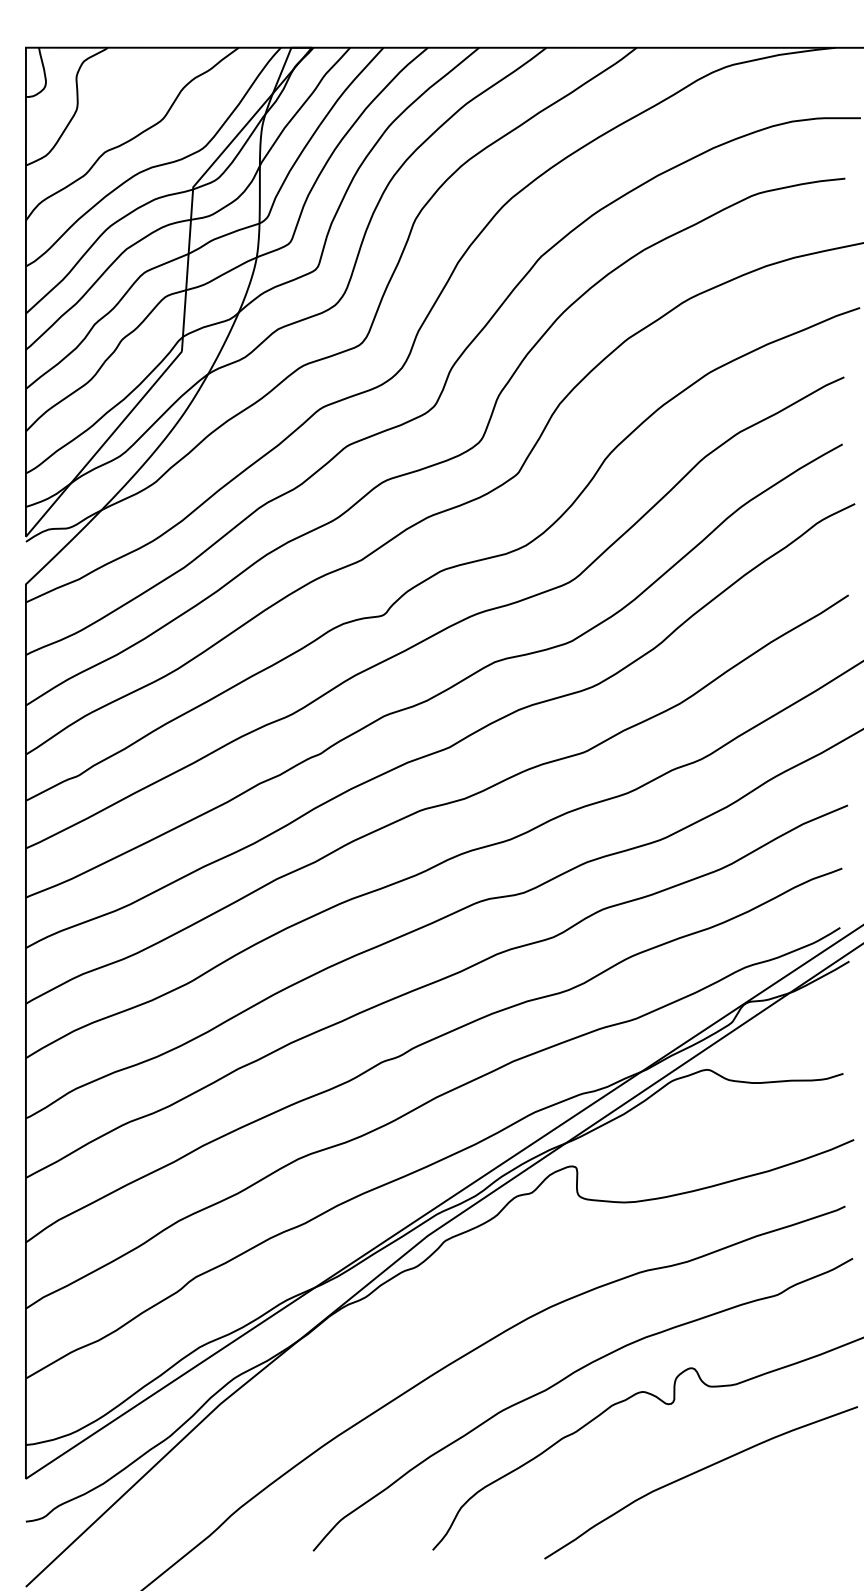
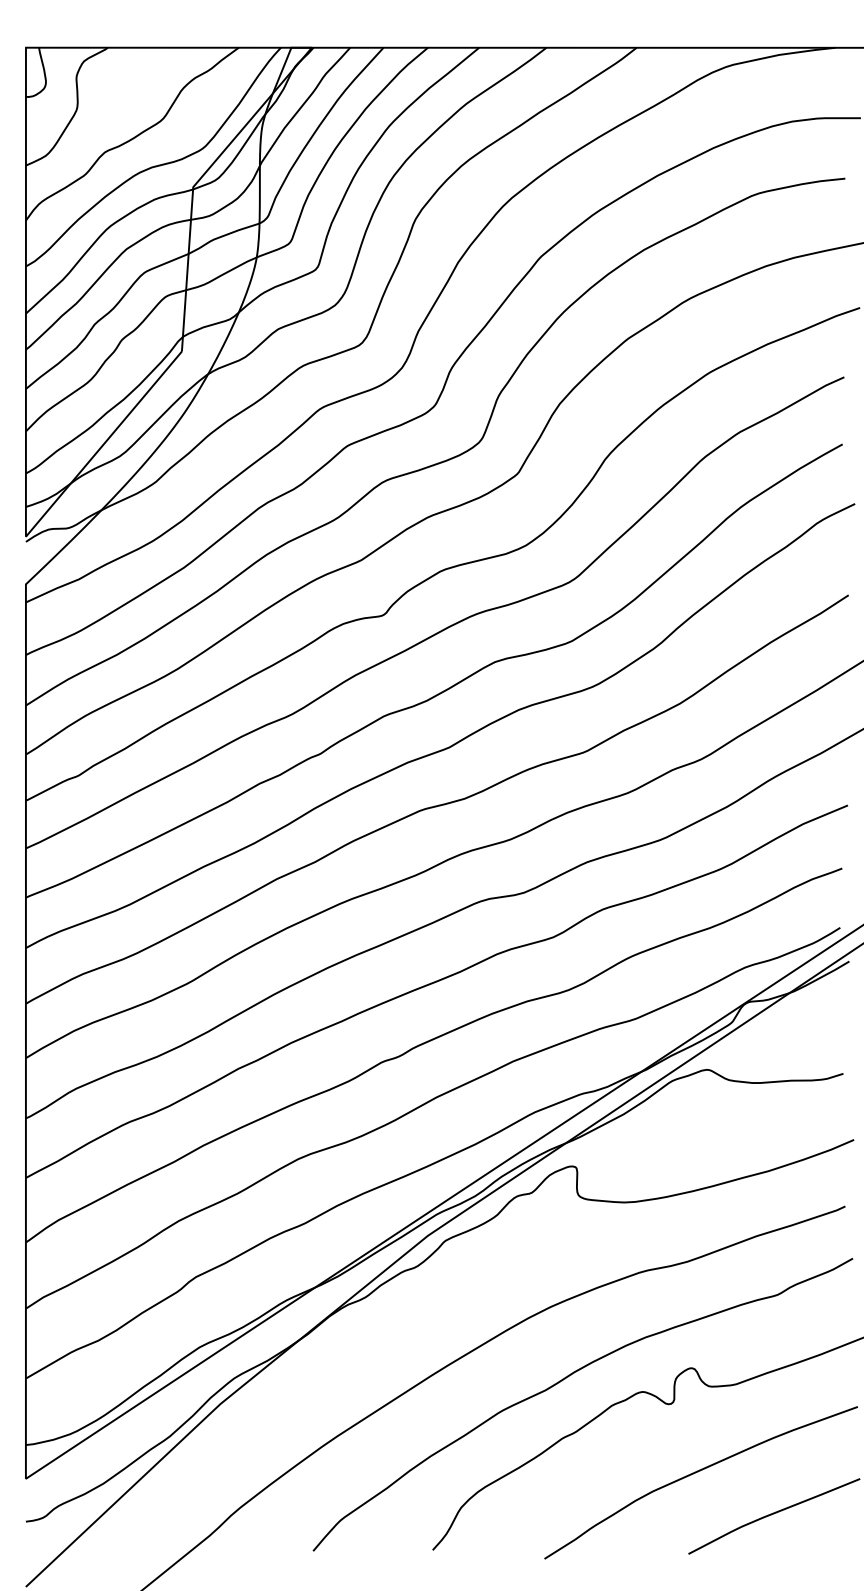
curve: none -> present (774, 1514)
